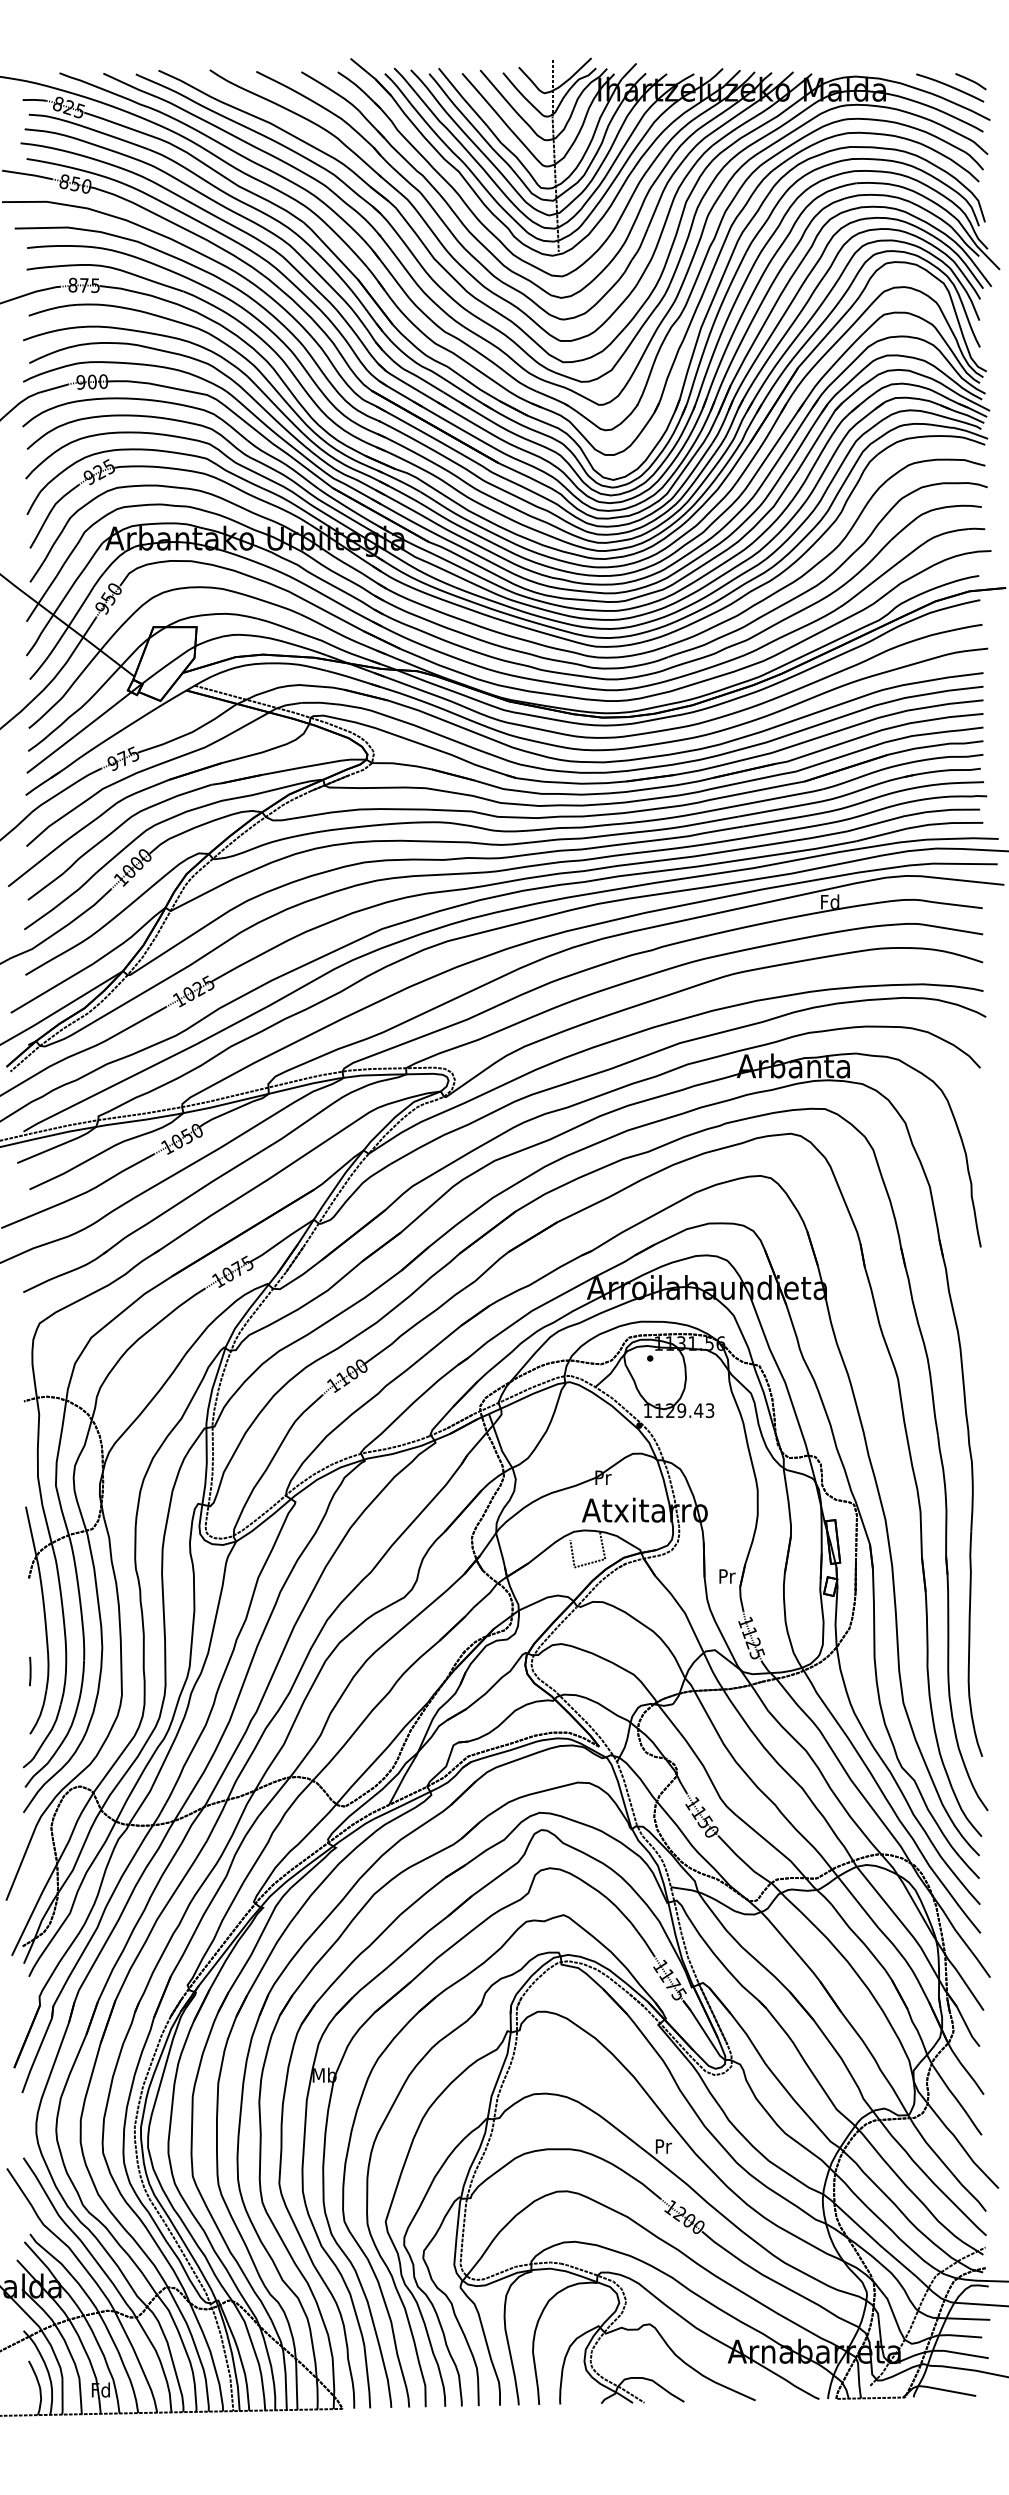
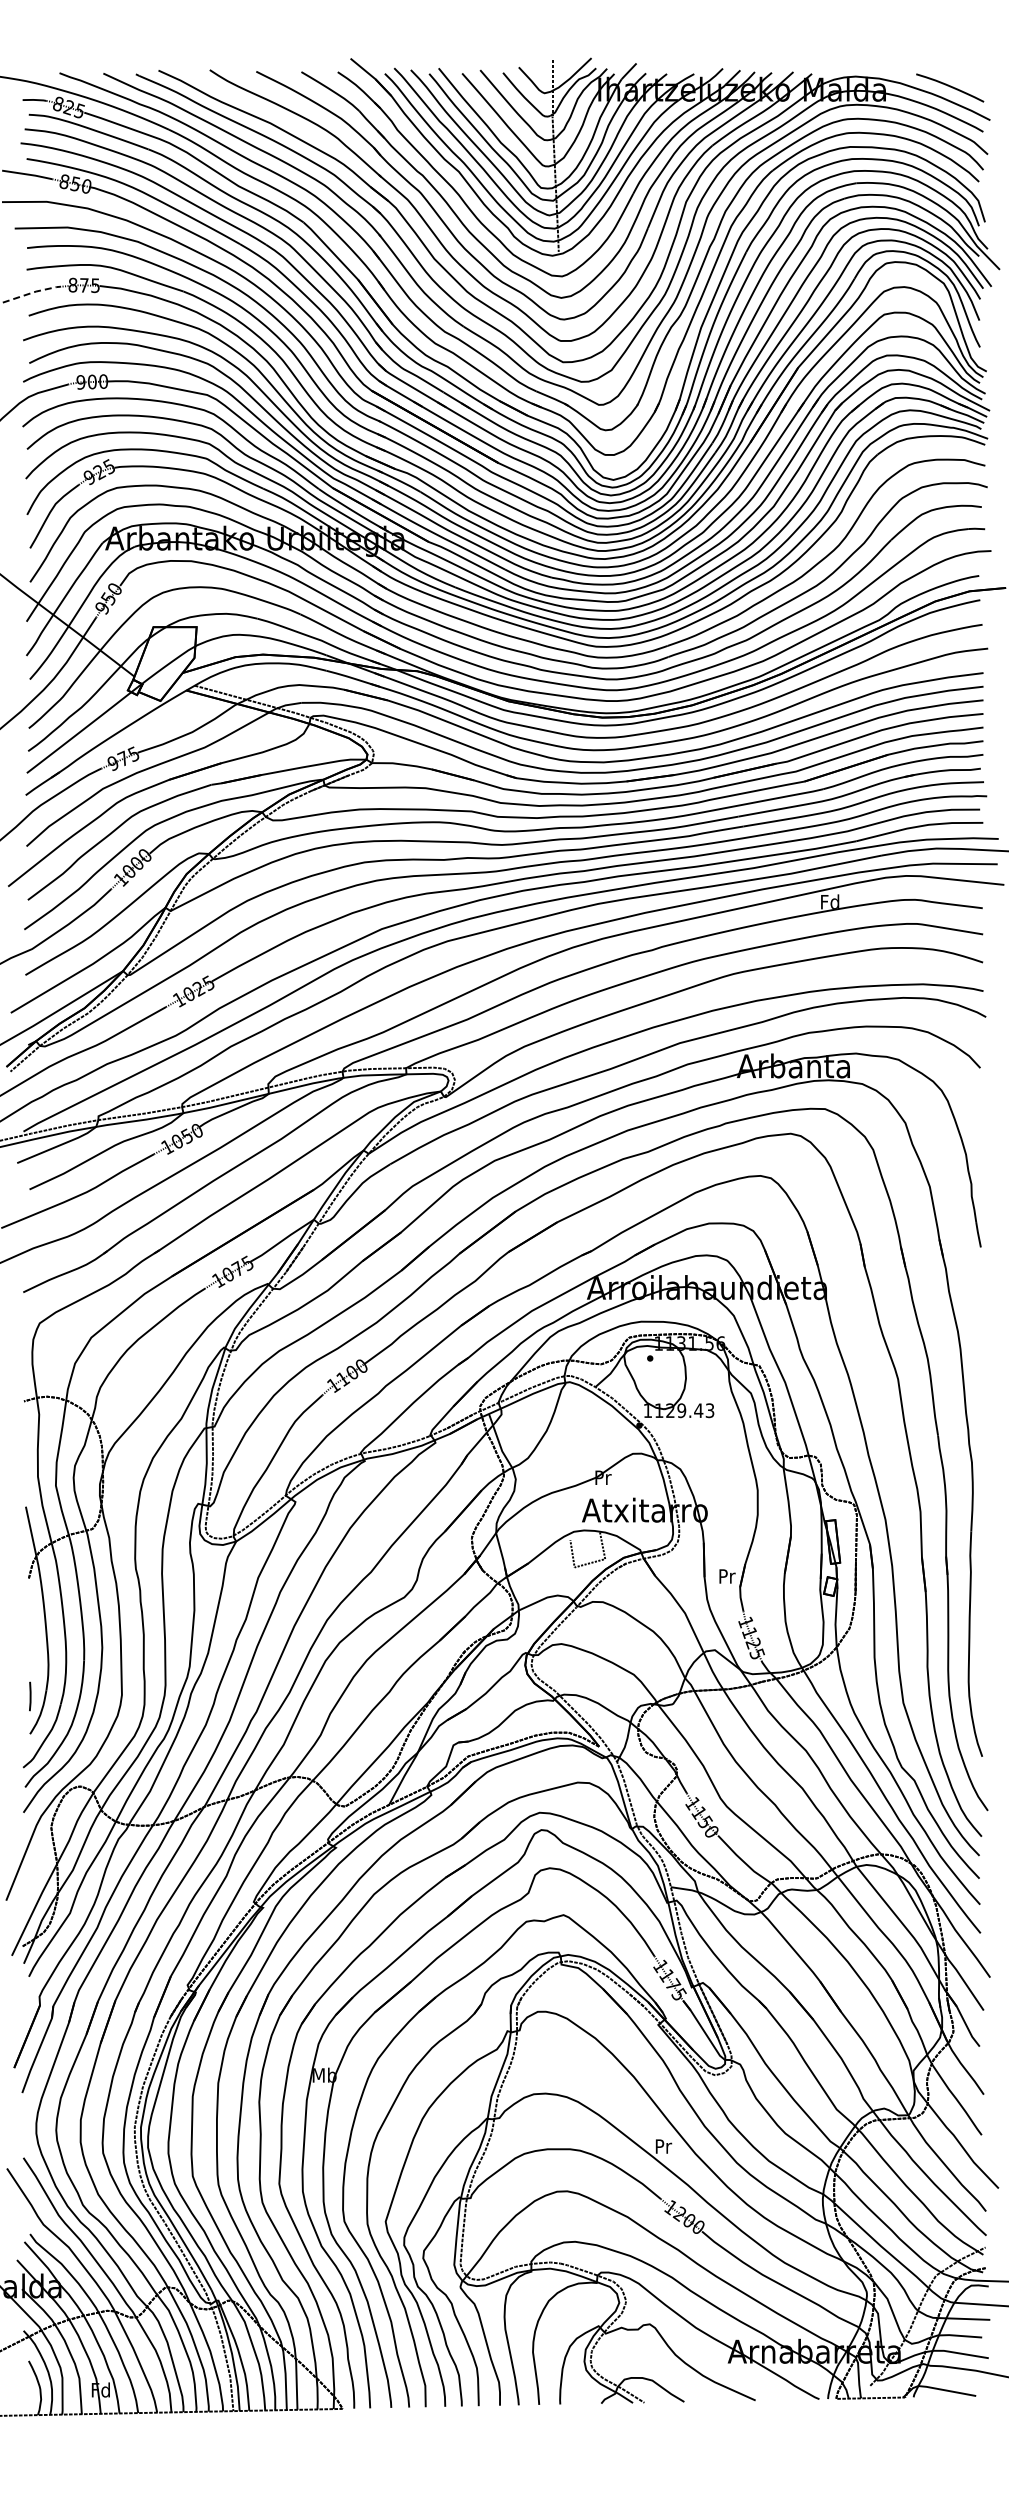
line: present -> none (970, 81)
line: solid -> dashed (31, 293)
line position: (30, 1671) -> (30, 1696) (30, 1696)
